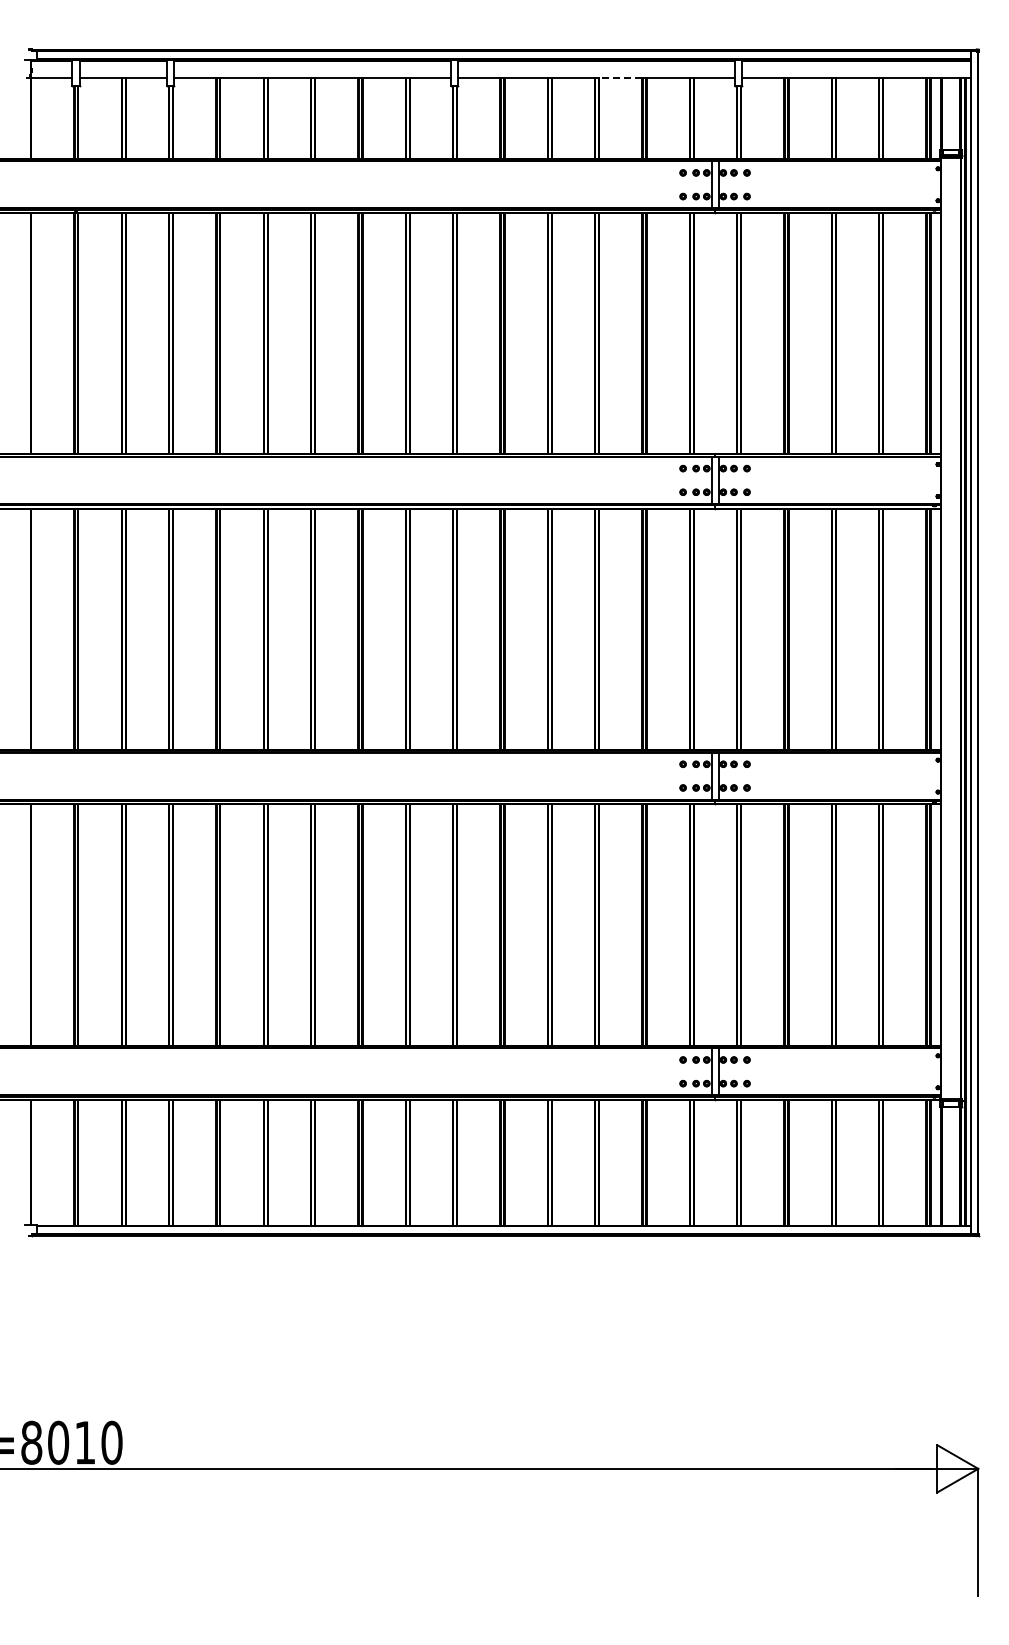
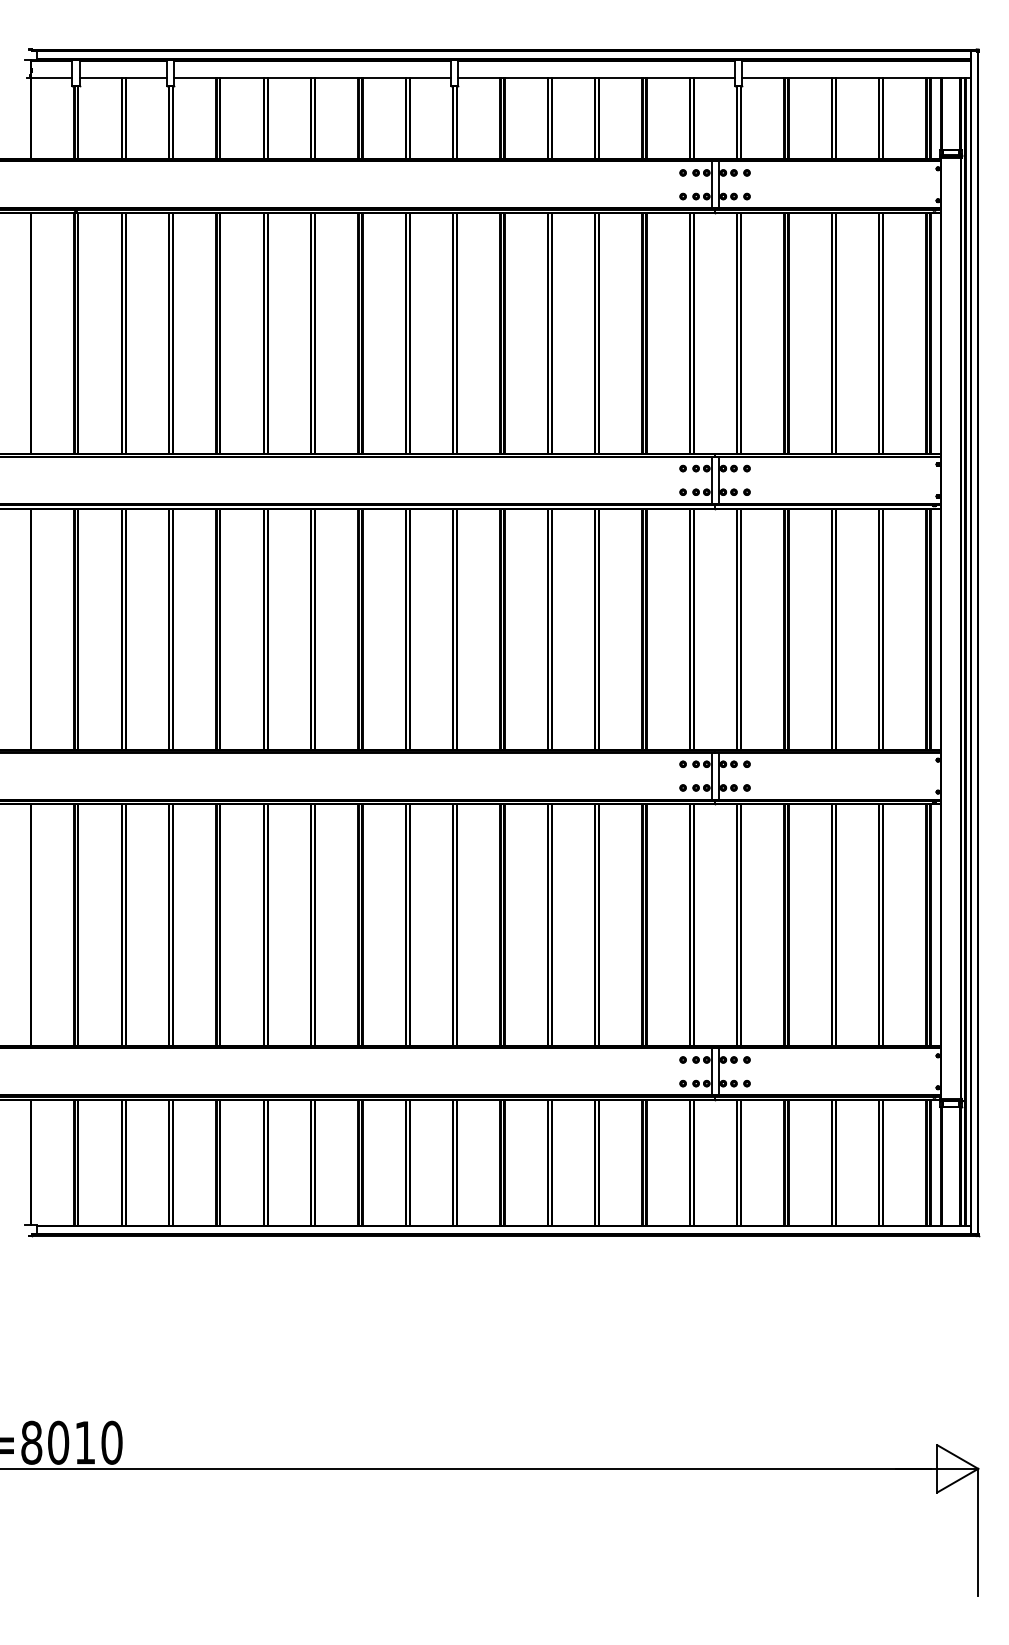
line: dashed -> solid (620, 78)
